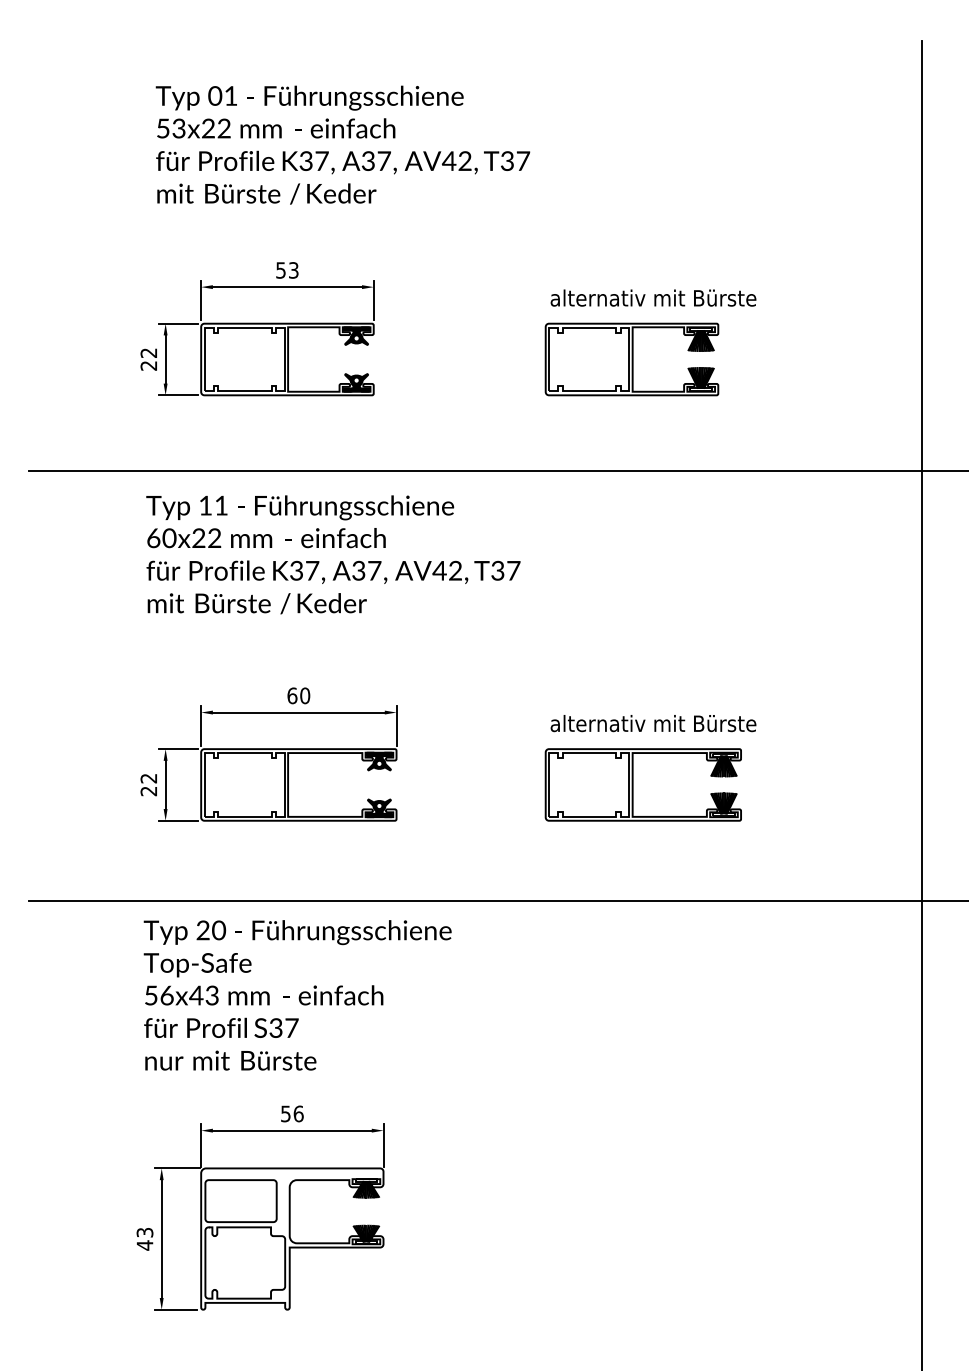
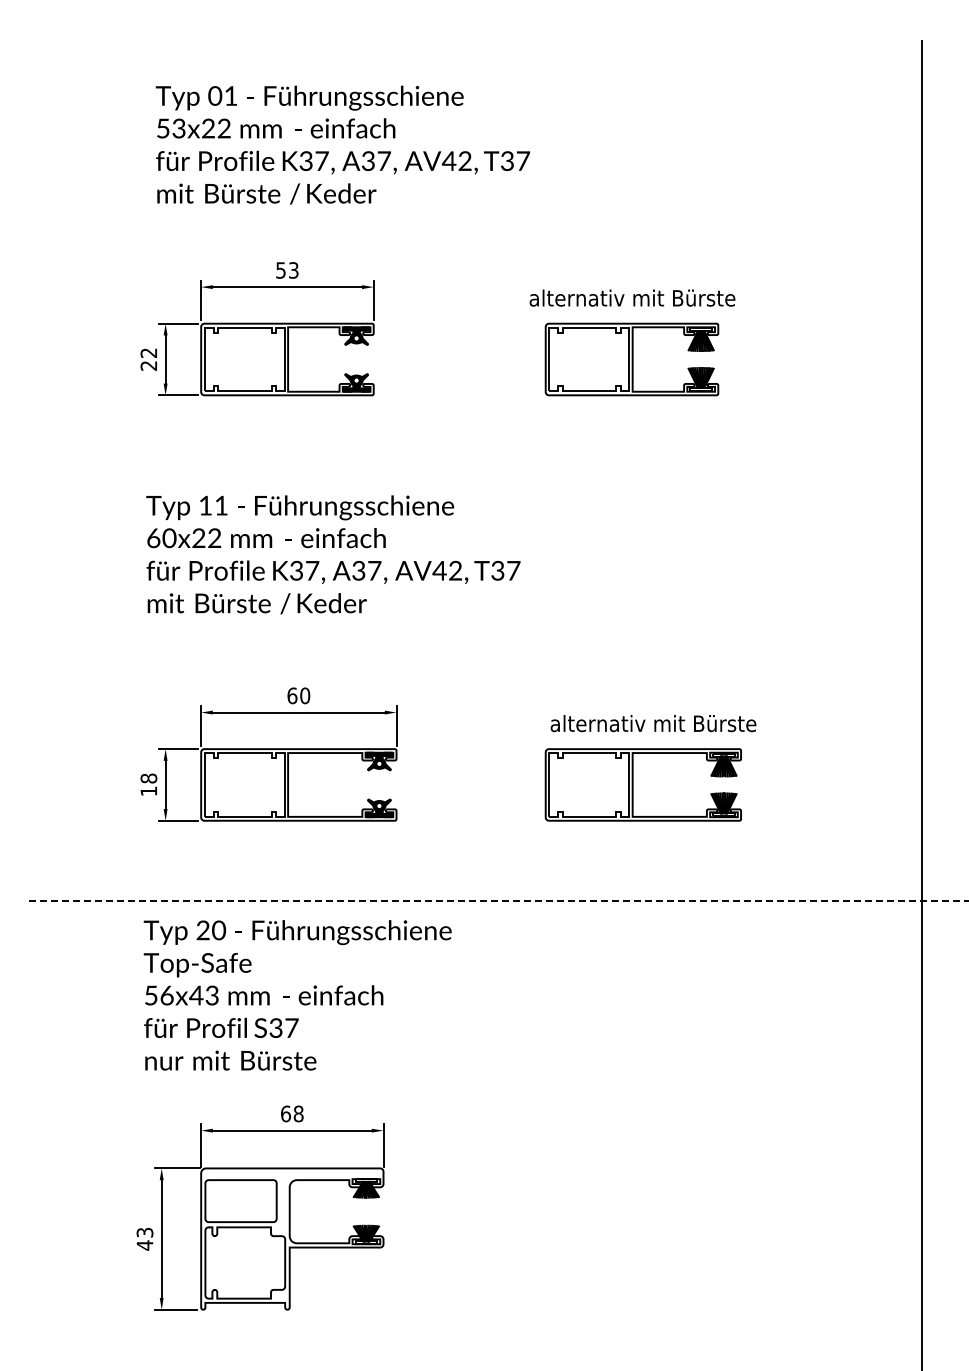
text position: (653, 297) -> (632, 297) (632, 297)
line: present -> none (496, 470)
text: 22 -> 18 (148, 784)
line: solid -> dashed (498, 900)
text: 56 -> 68 (292, 1113)
